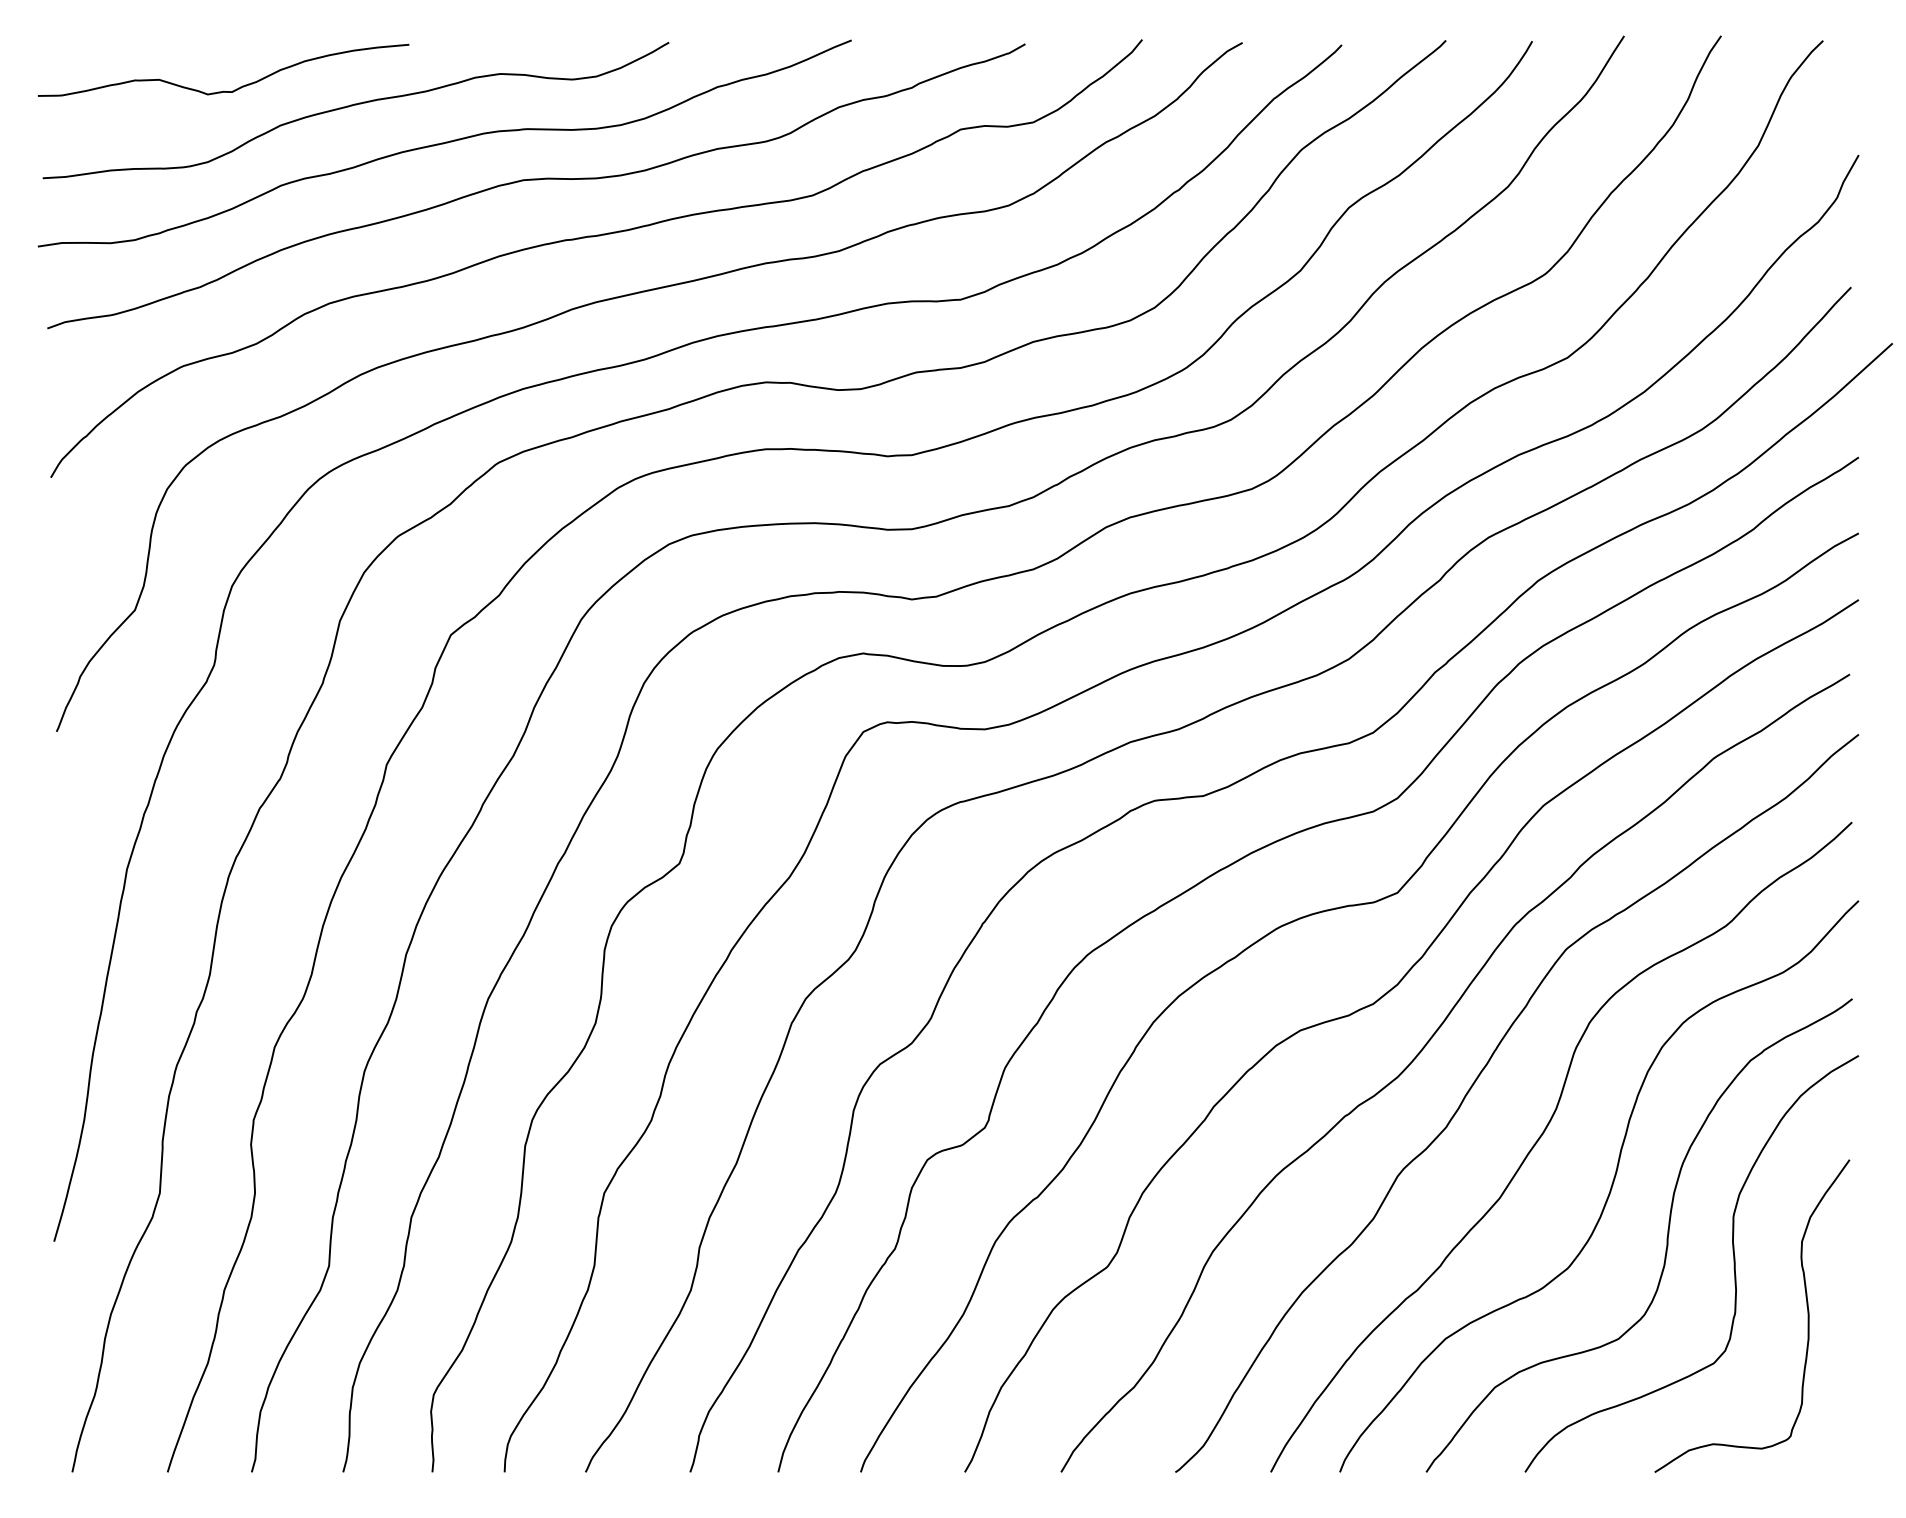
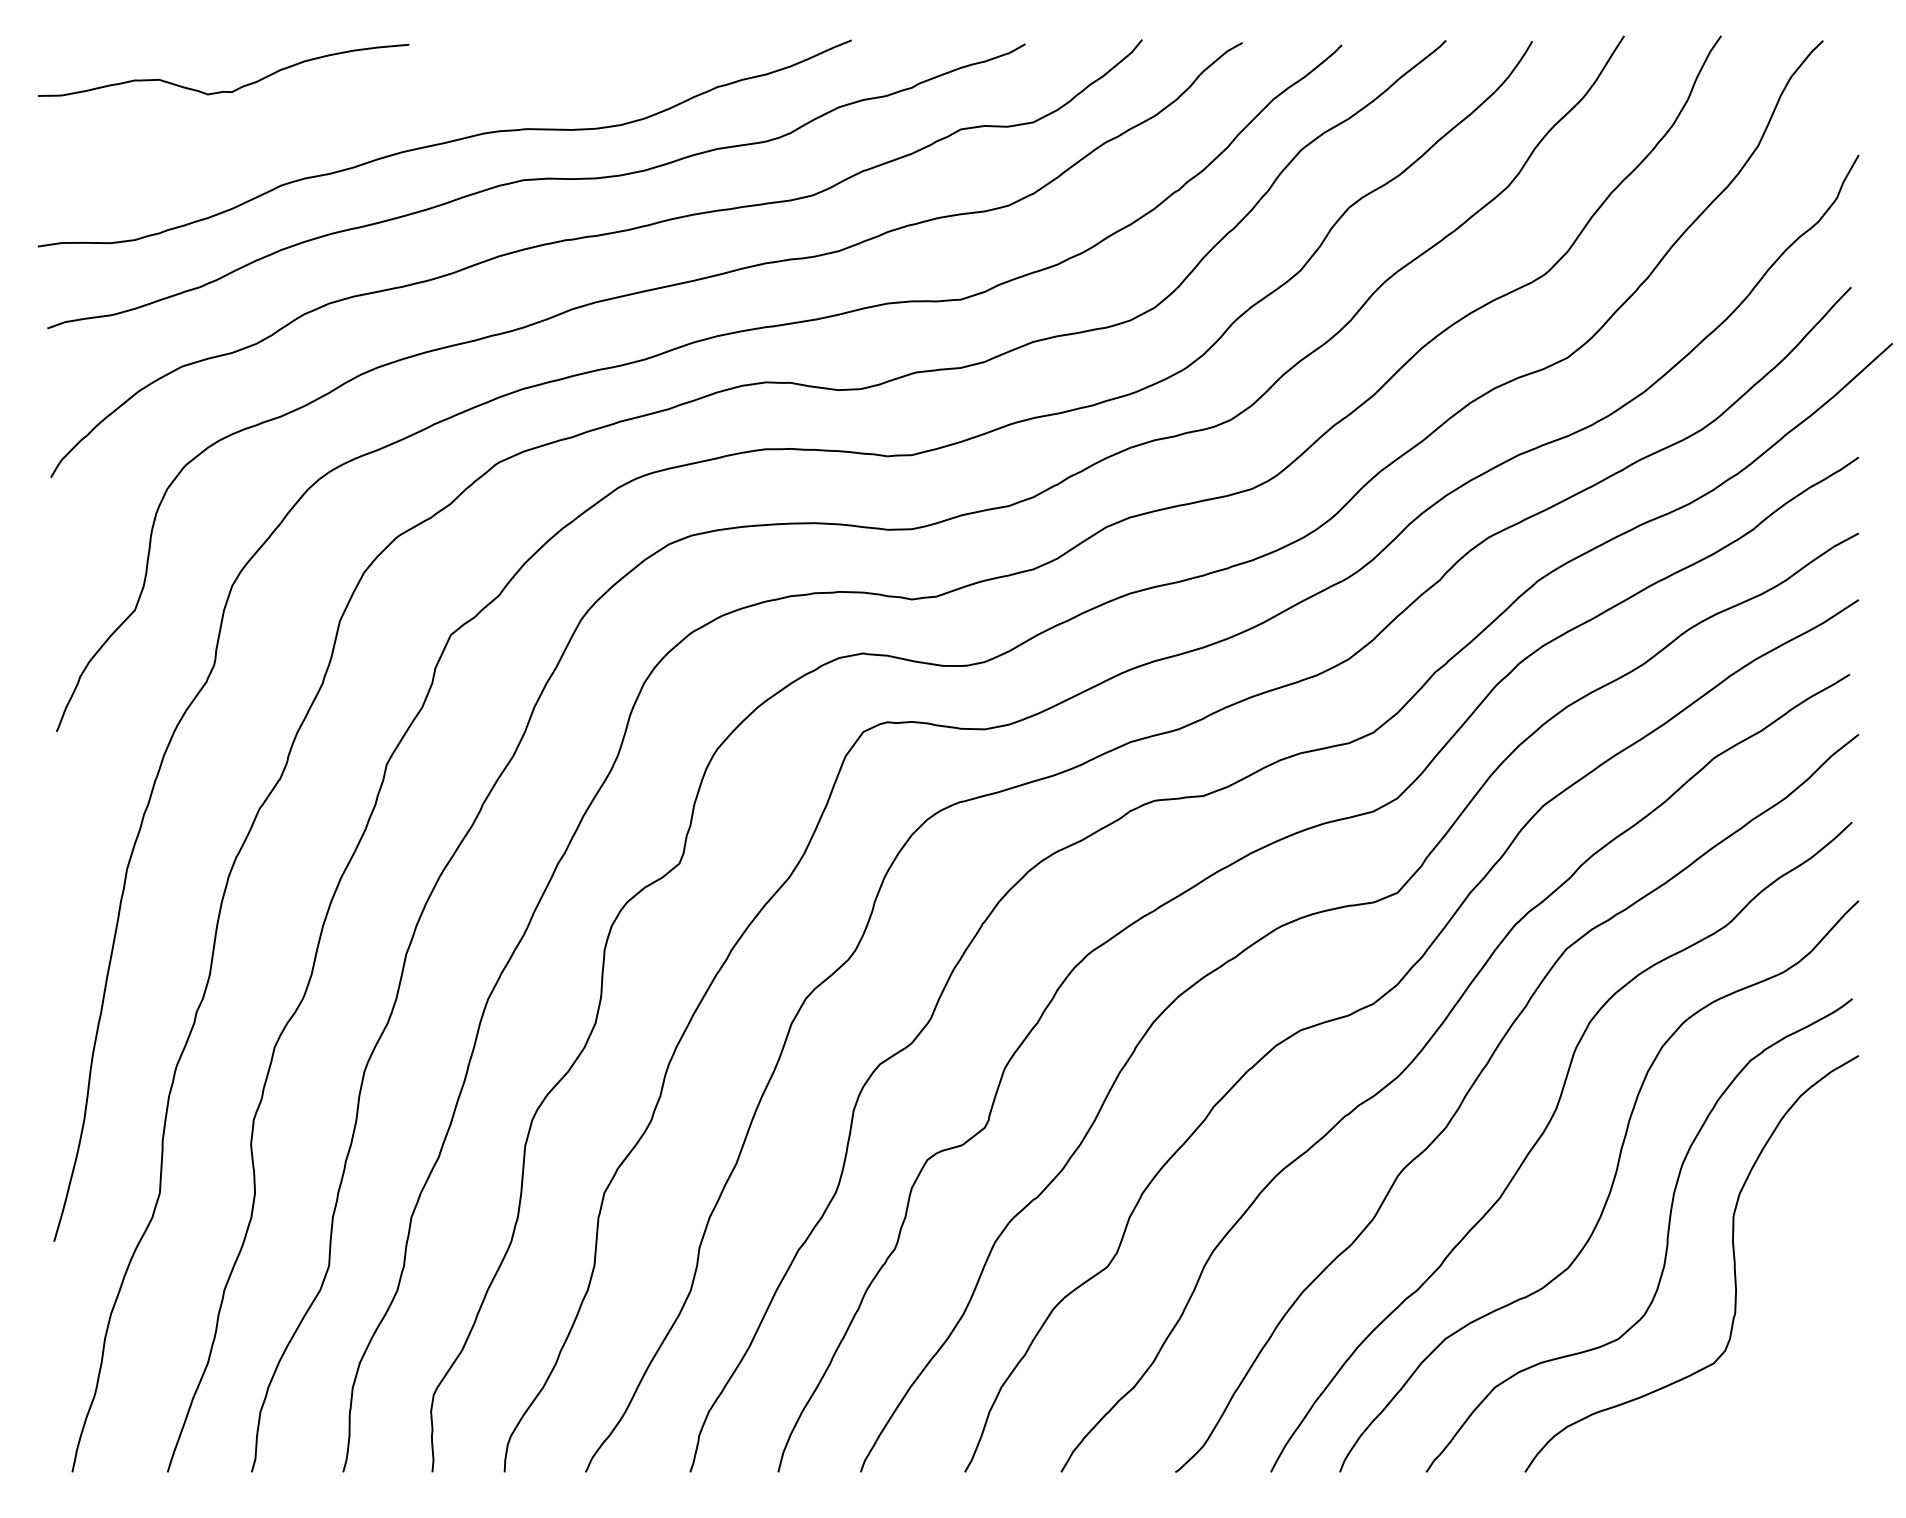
curve: present -> none (355, 105)
curve: present -> none (1806, 1306)
